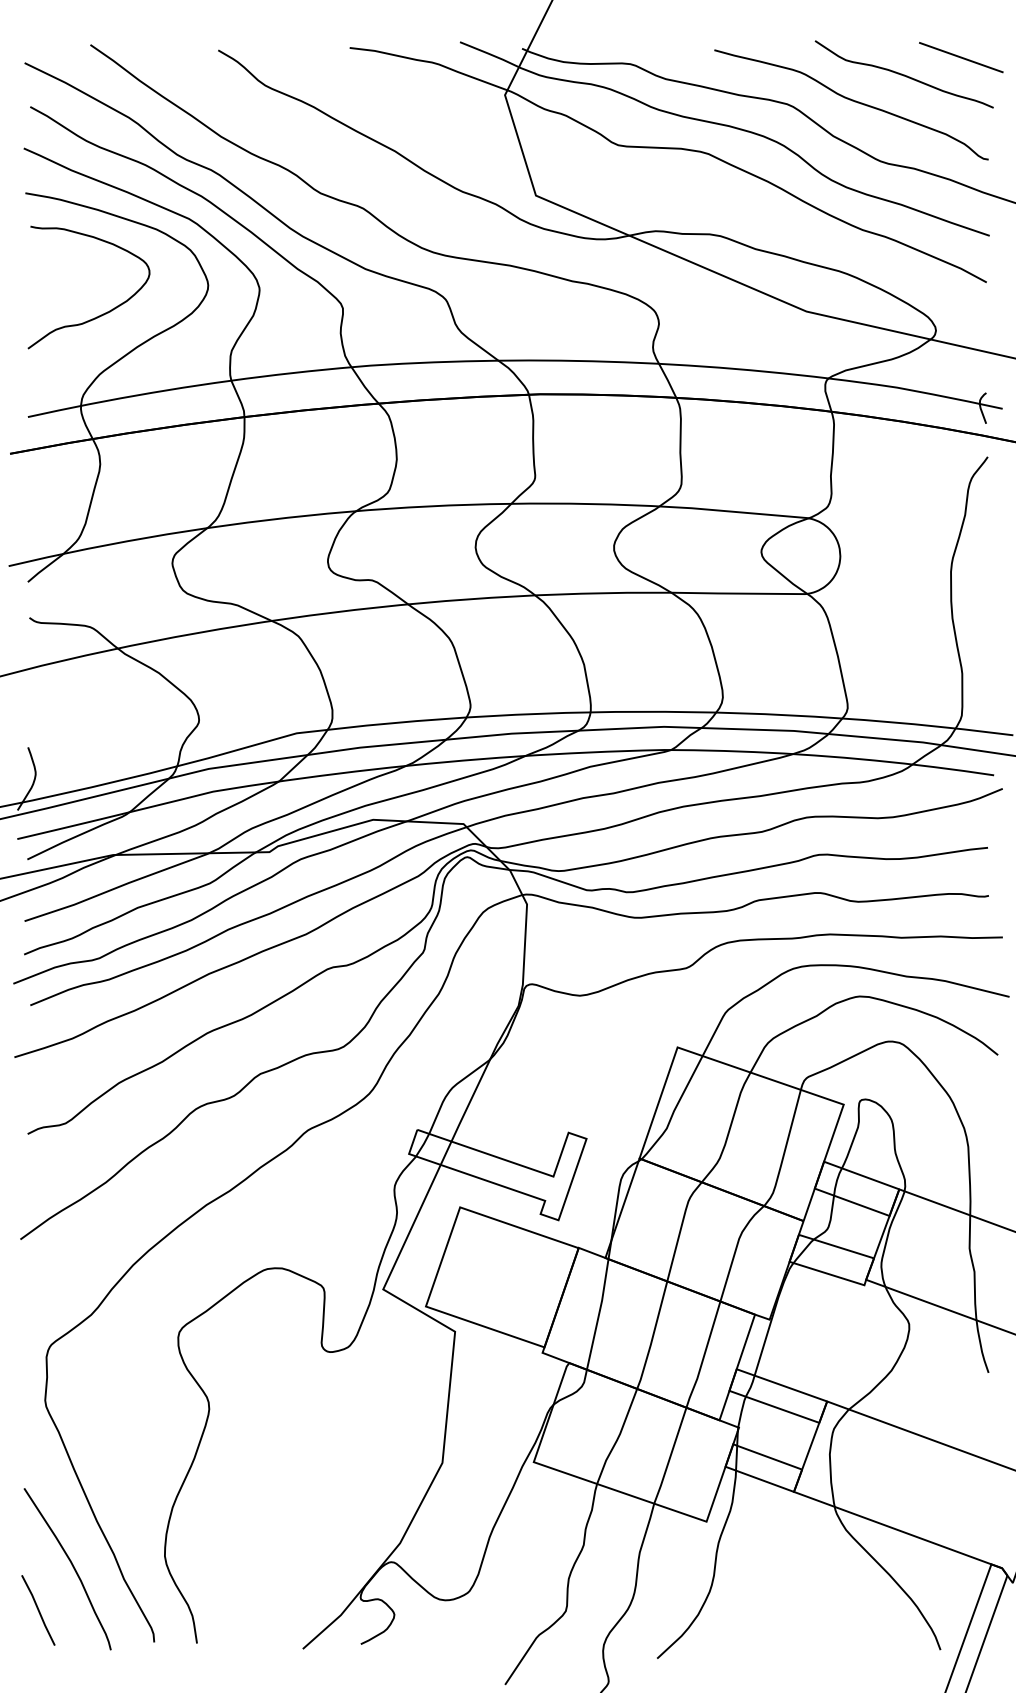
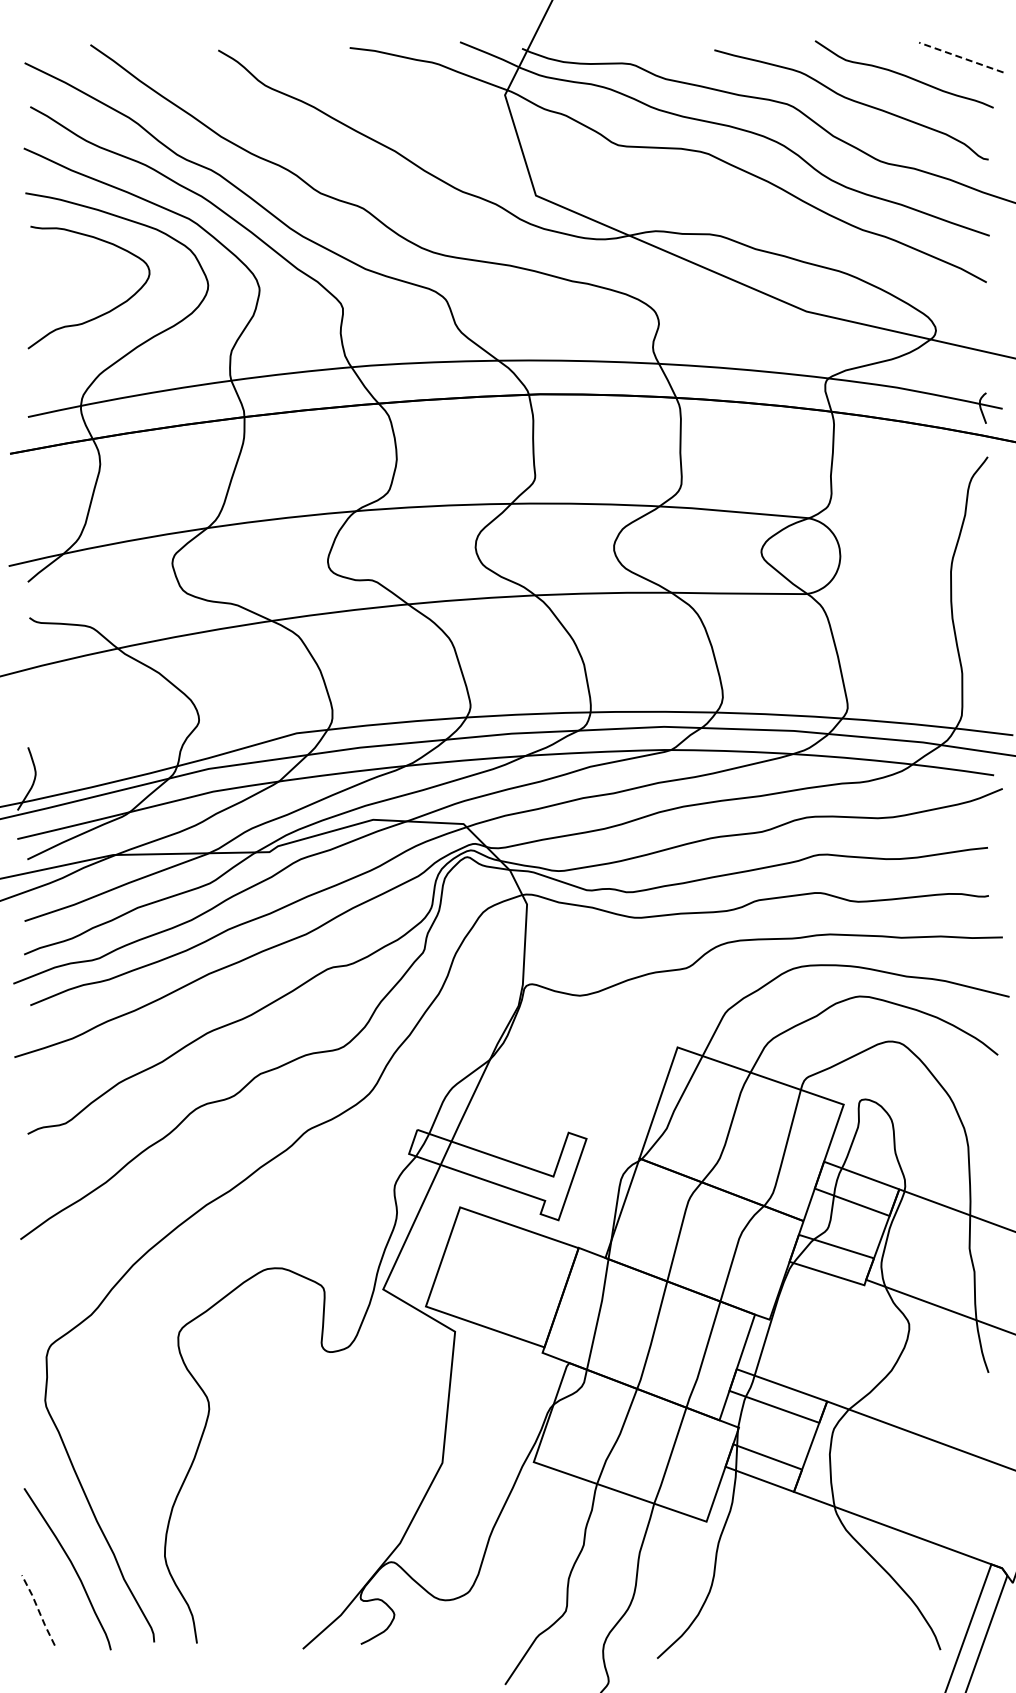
line: solid -> dashed (961, 57)
line: solid -> dashed (38, 1610)
